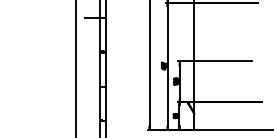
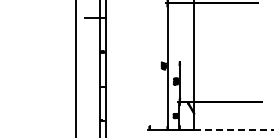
line: present -> none (214, 61)
line: present -> none (149, 64)
line: solid -> dashed (234, 129)
